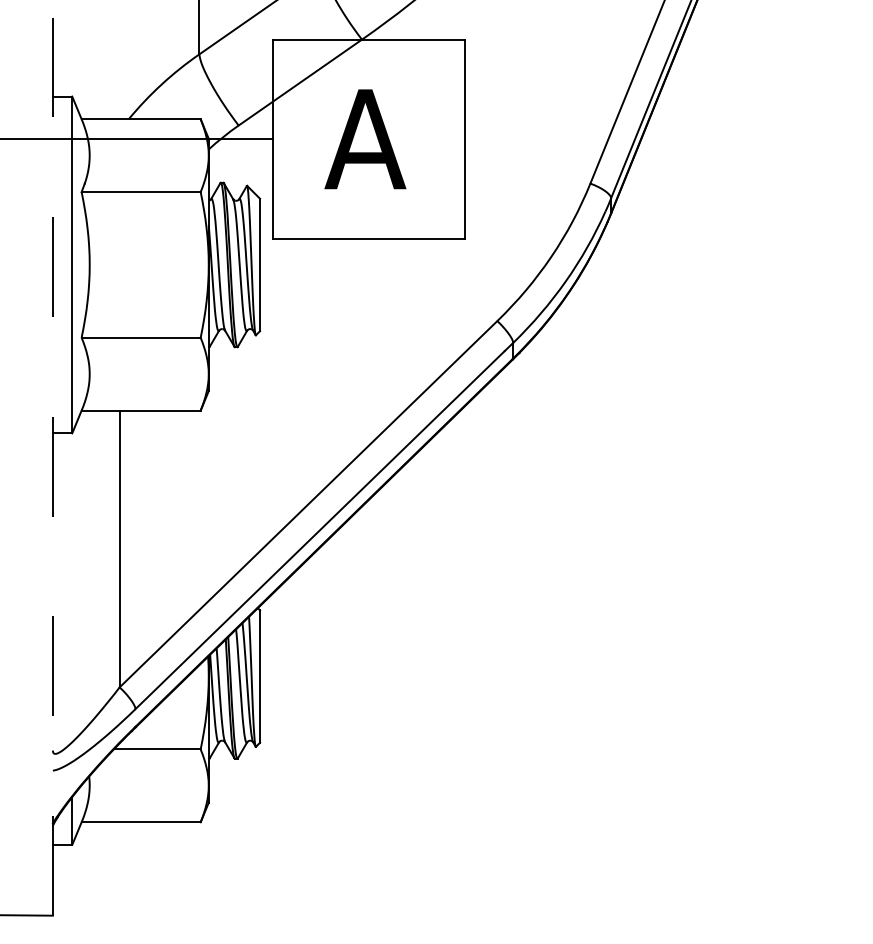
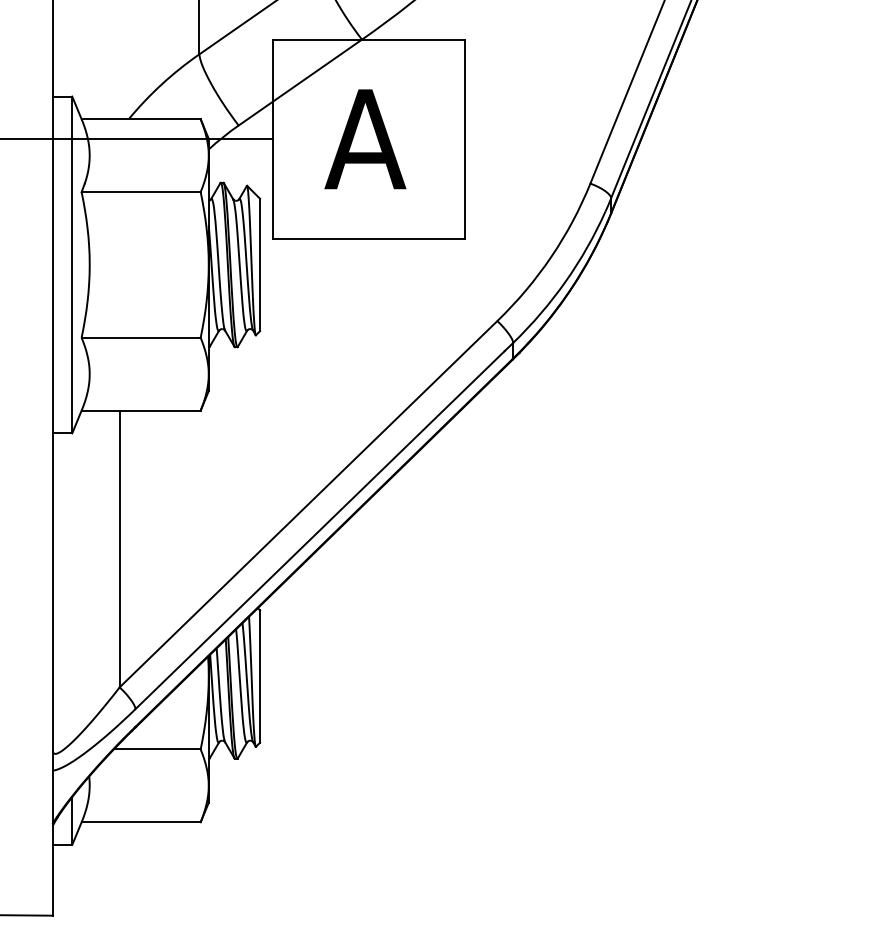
line: dashed -> solid (52, 457)
